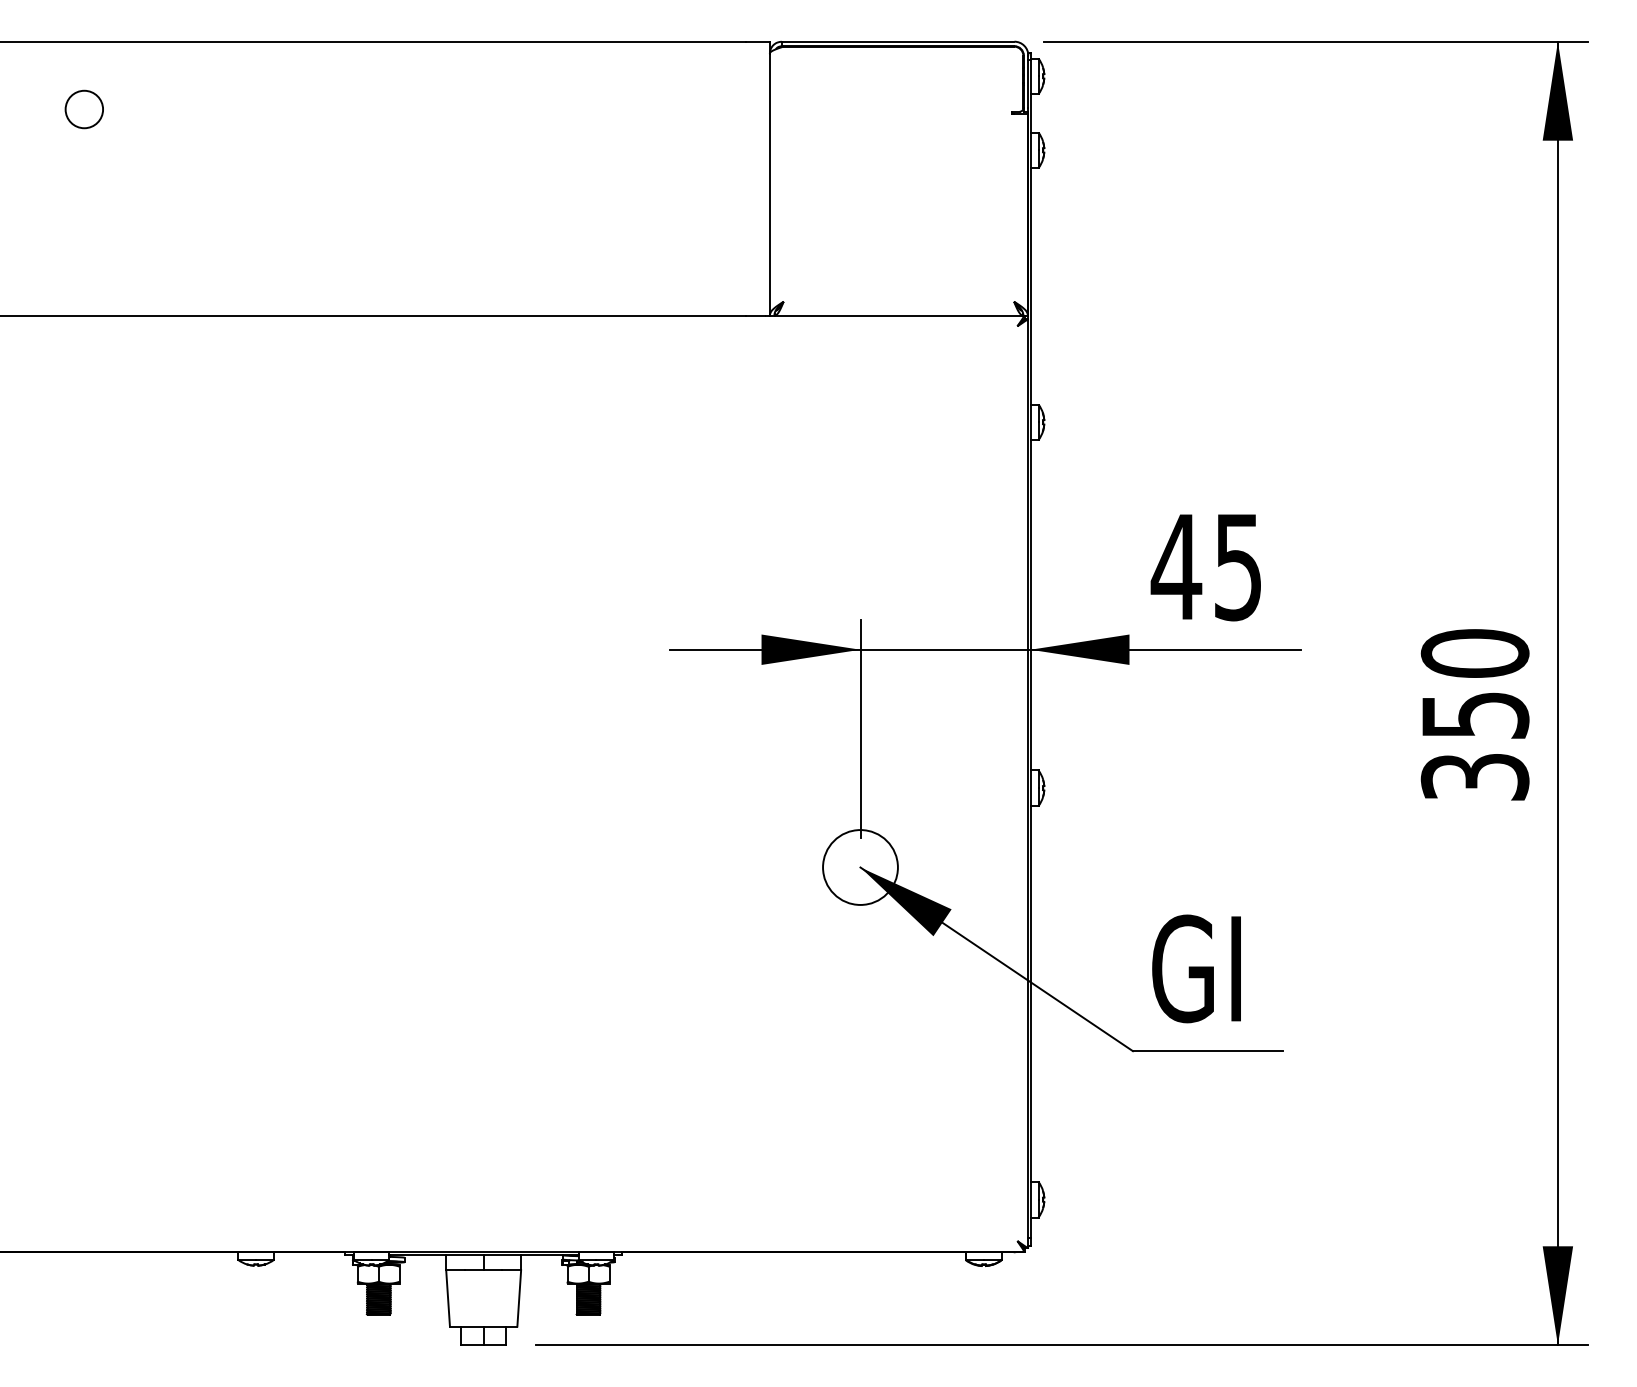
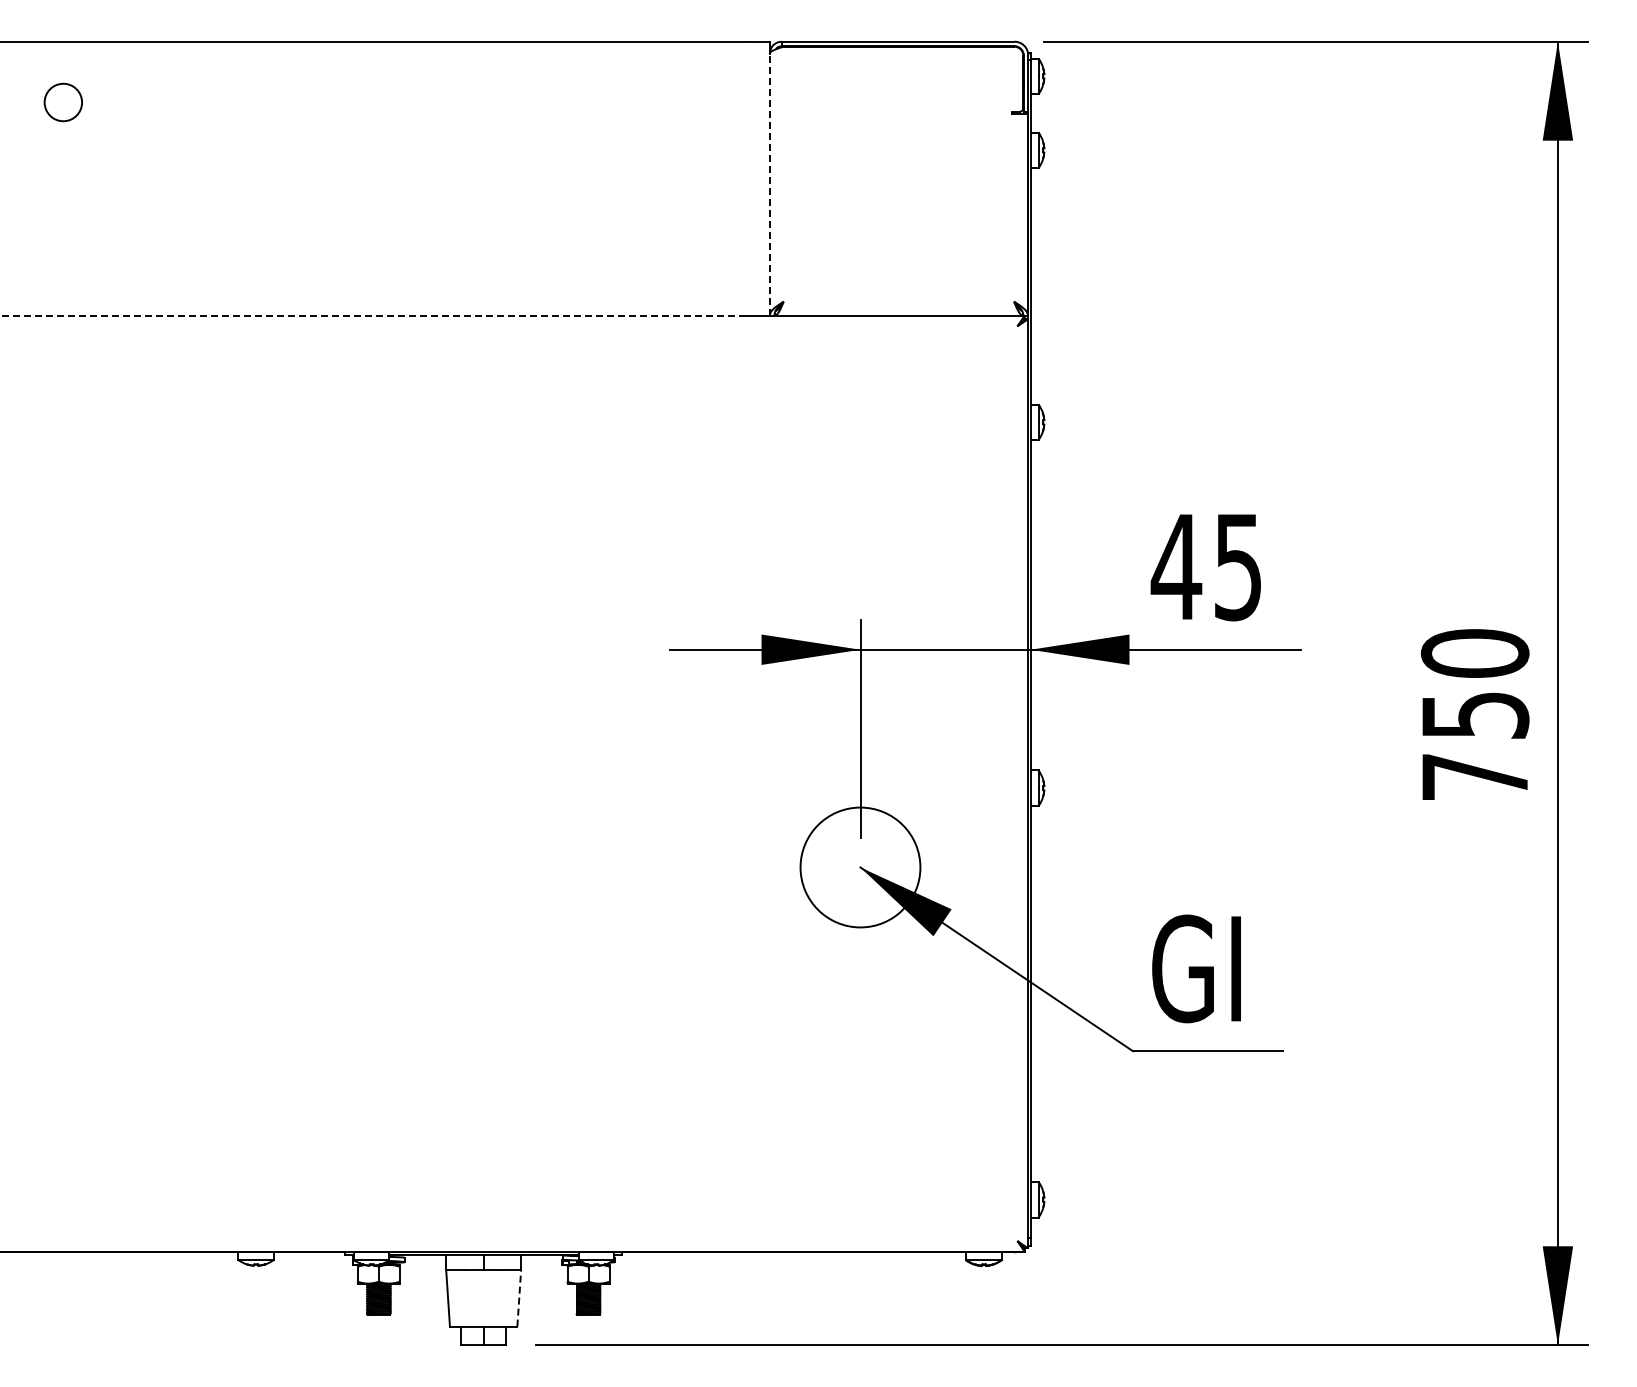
circle position: (83, 109) -> (62, 102) (62, 102)
line: solid -> dashed (769, 184)
line: solid -> dashed (372, 315)
text: 350 -> 750 (1474, 777)
circle diameter: 75 px -> 120 px (860, 867)
line: solid -> dashed (519, 1297)
